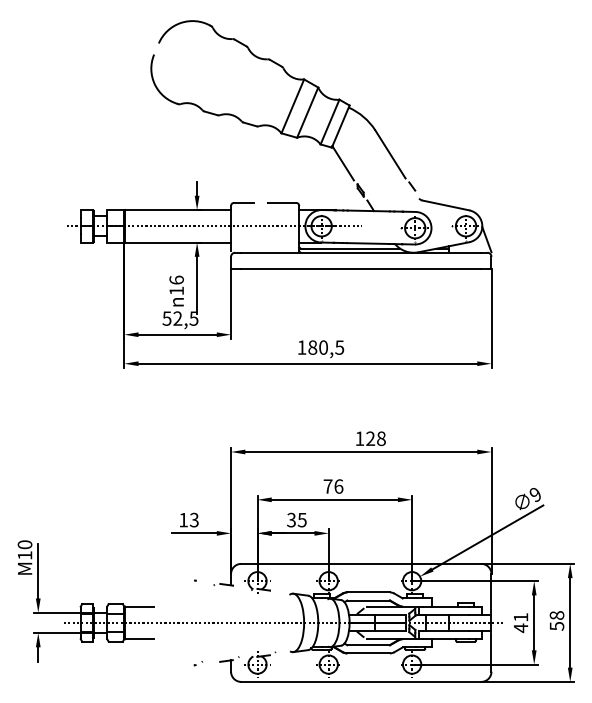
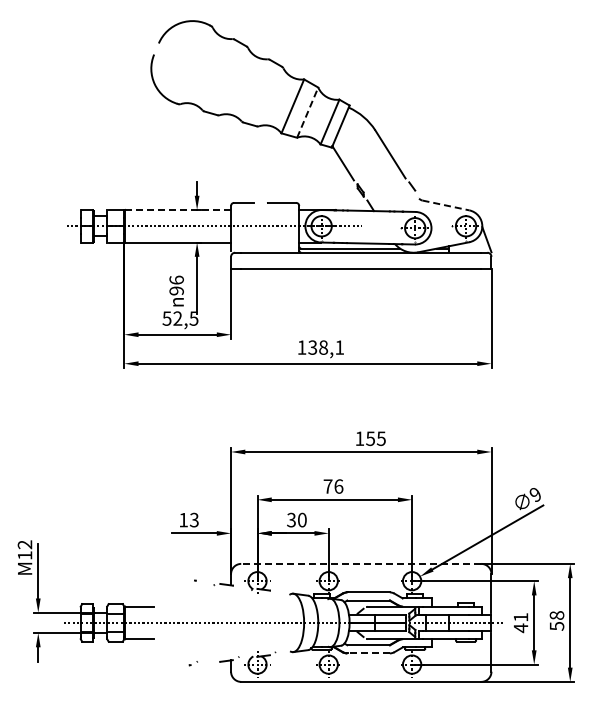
line: solid -> dashed (307, 112)
line: solid -> dashed (445, 205)
line: solid -> dashed (178, 210)
text: 16 -> 96 (176, 290)
text: 180,5 -> 138,1 (326, 347)
text: 128 -> 155 (375, 438)
text: 35 -> 30 (301, 519)
text: M10 -> M12 (24, 544)
line: solid -> dashed (360, 563)
line: solid -> dashed (368, 653)
part position: (197, 663) -> (192, 663) (192, 663)
